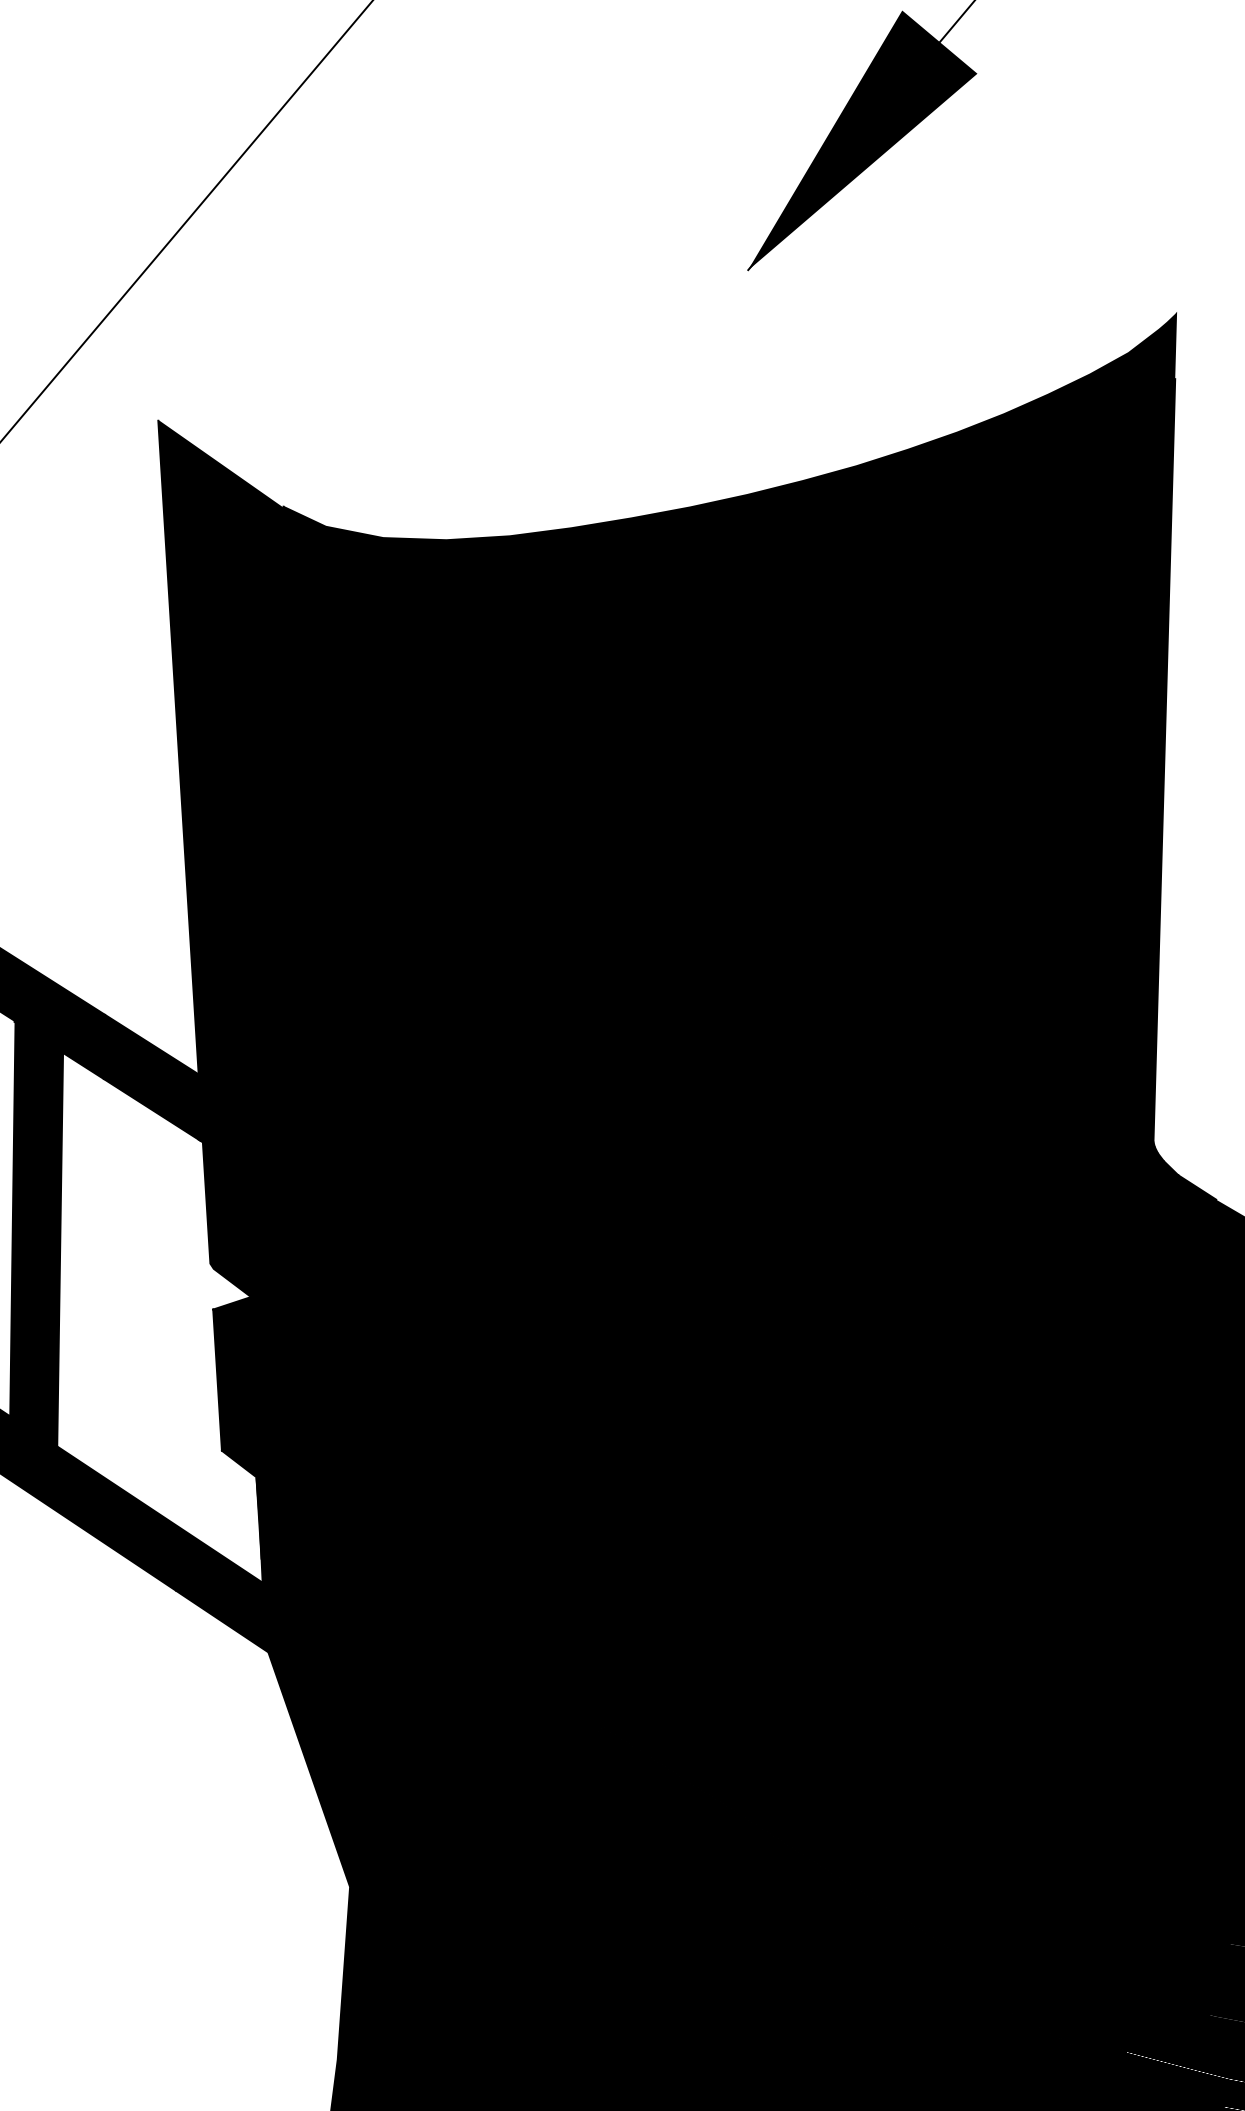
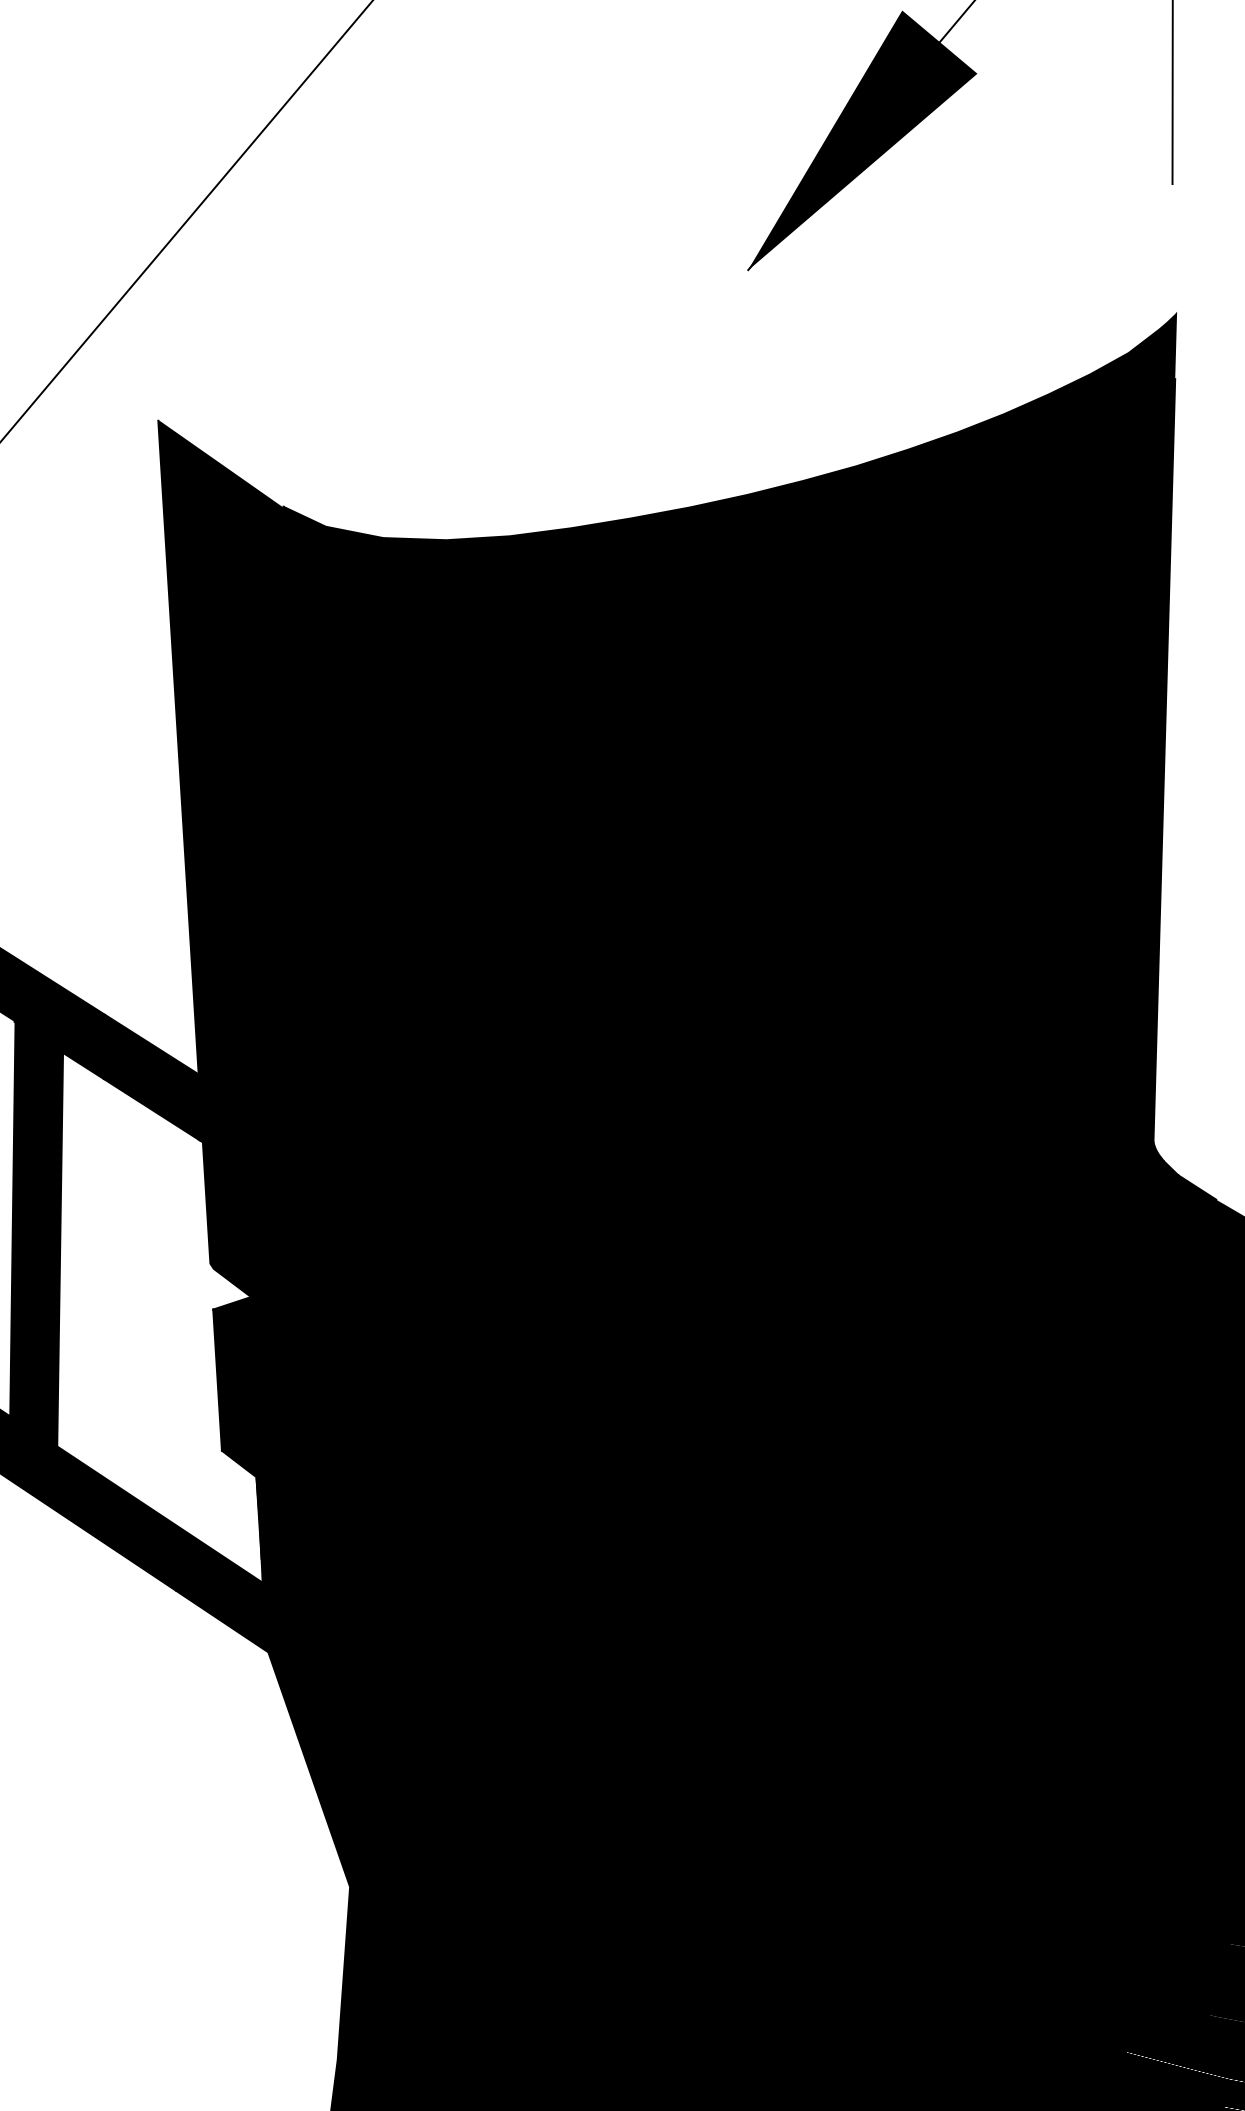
line: none -> present (1172, 93)
